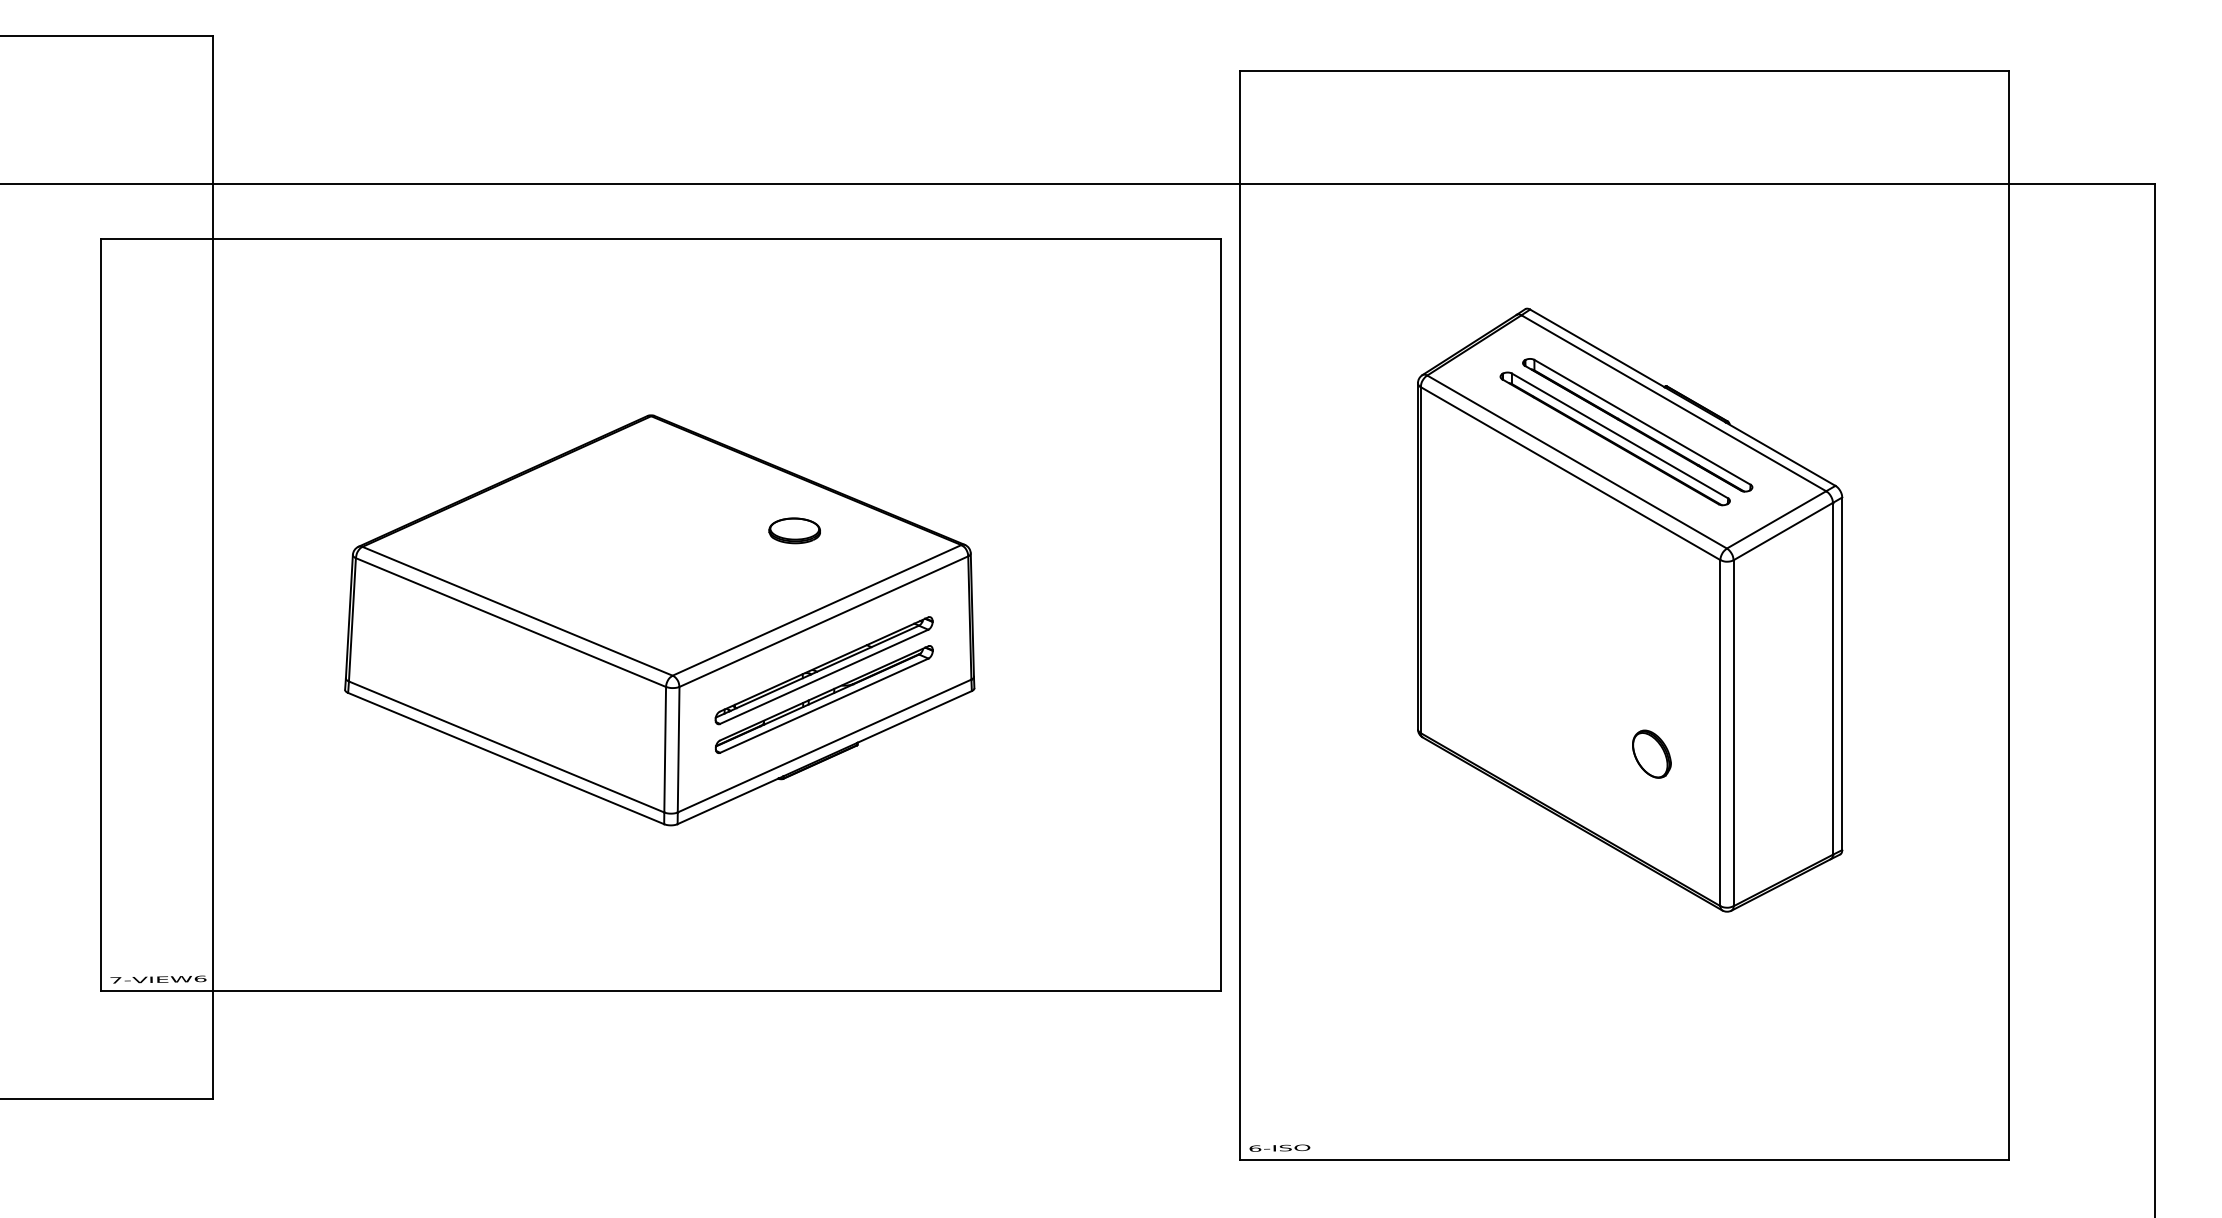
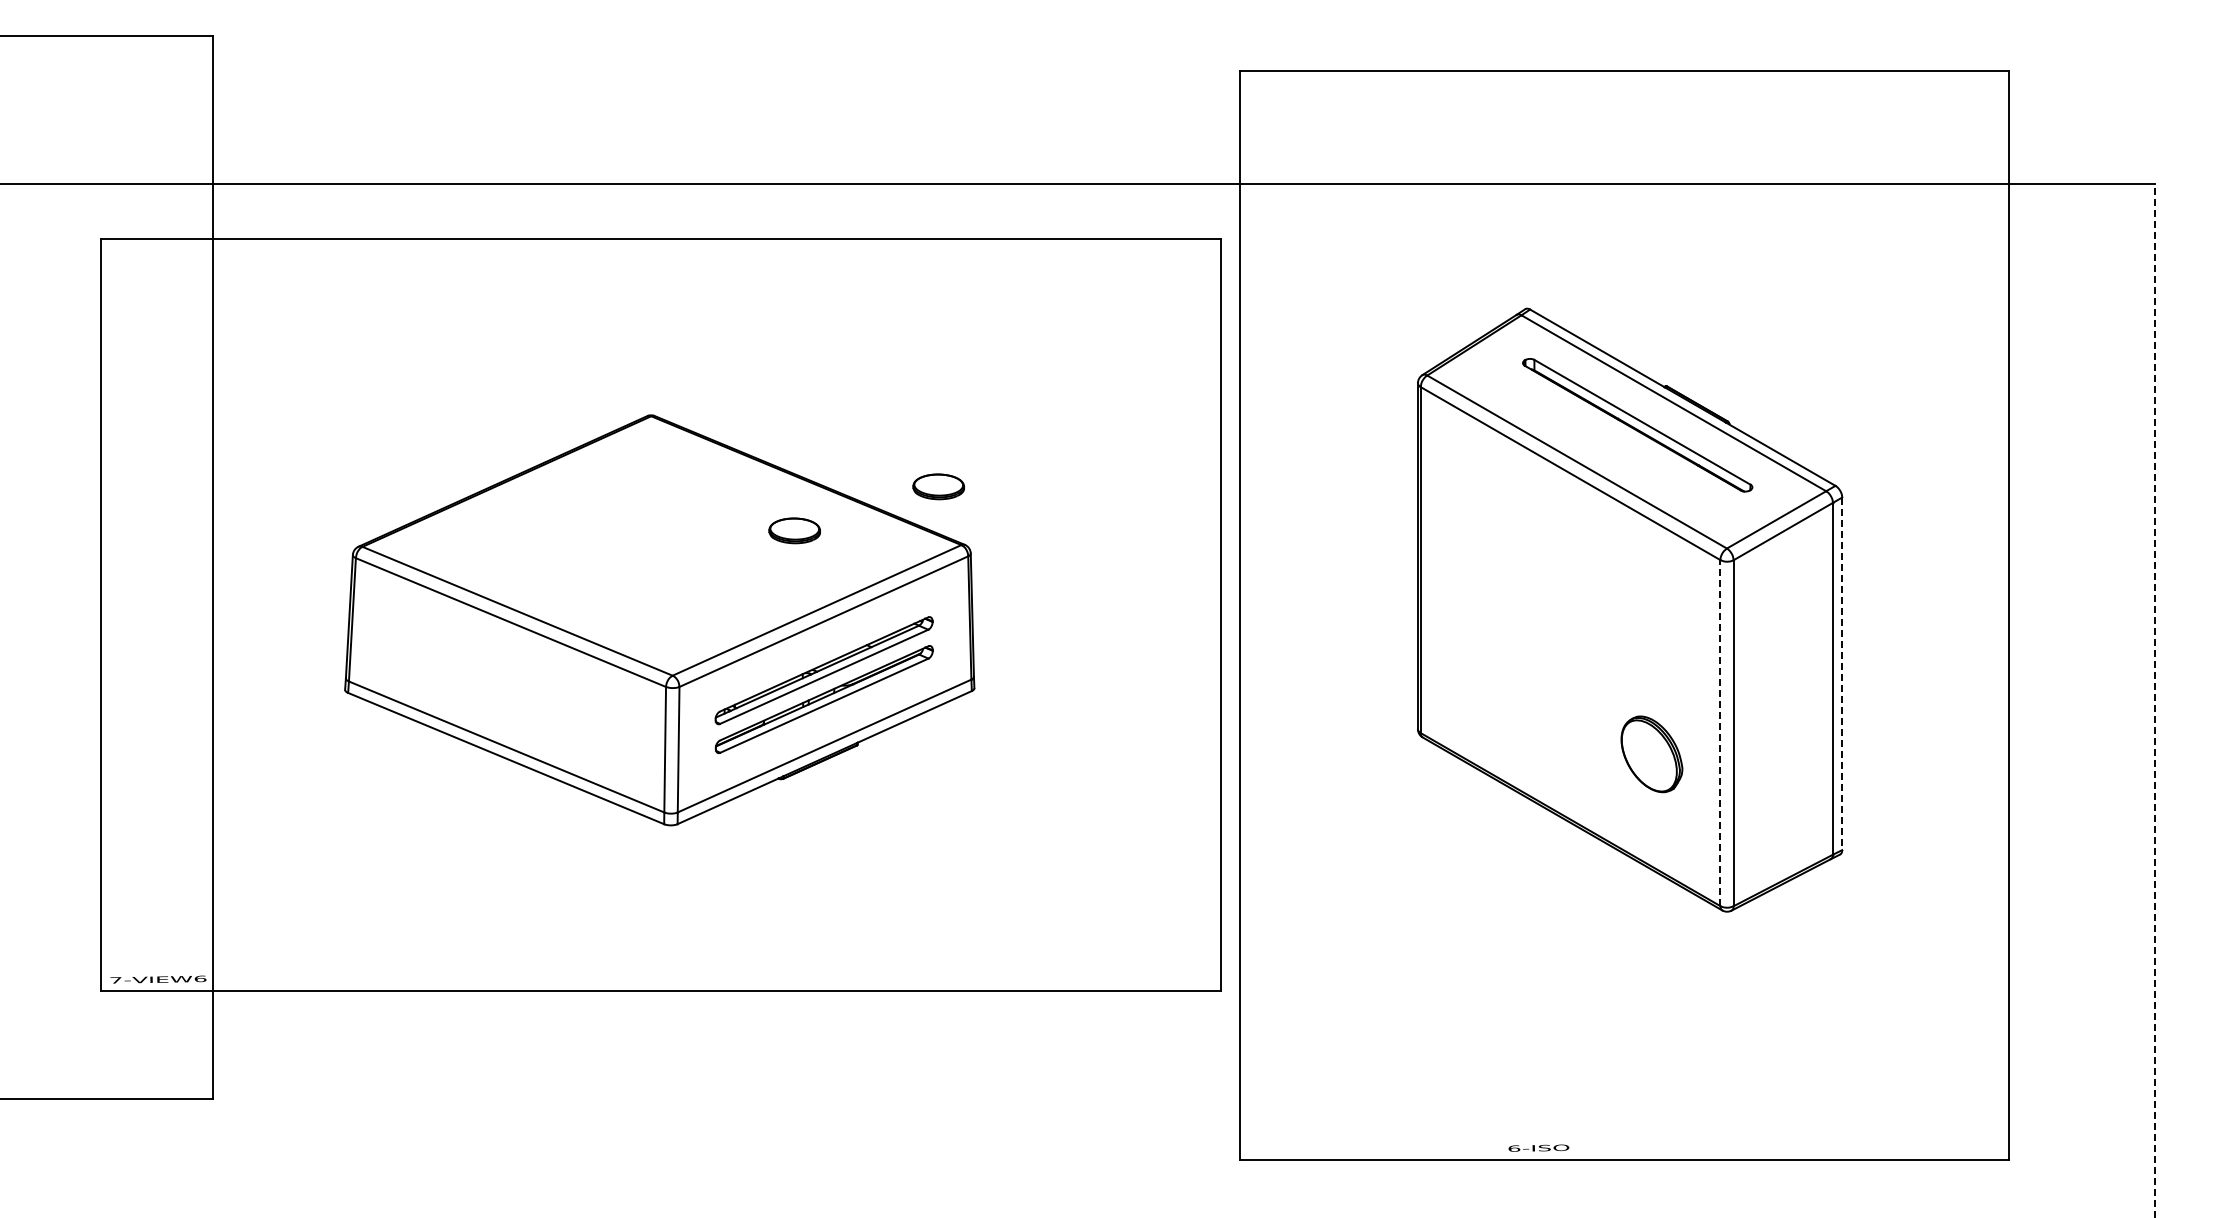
part: present -> none (1614, 438)
part: none -> present (938, 486)
line: solid -> dashed (1842, 674)
line: solid -> dashed (2155, 700)
line: solid -> dashed (1720, 732)
part size: 40x50 px -> 64x79 px (1651, 754)
text position: (1279, 1147) -> (1538, 1147) (1538, 1147)
